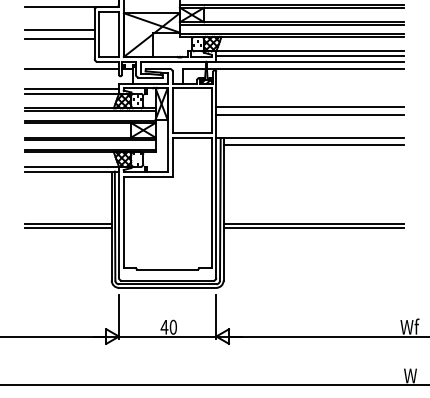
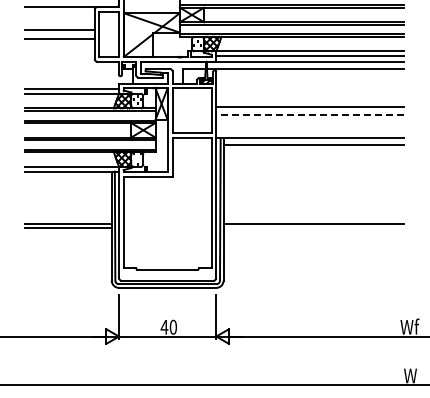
line: present -> none (72, 68)
line: solid -> dashed (309, 114)
line: present -> none (313, 227)
